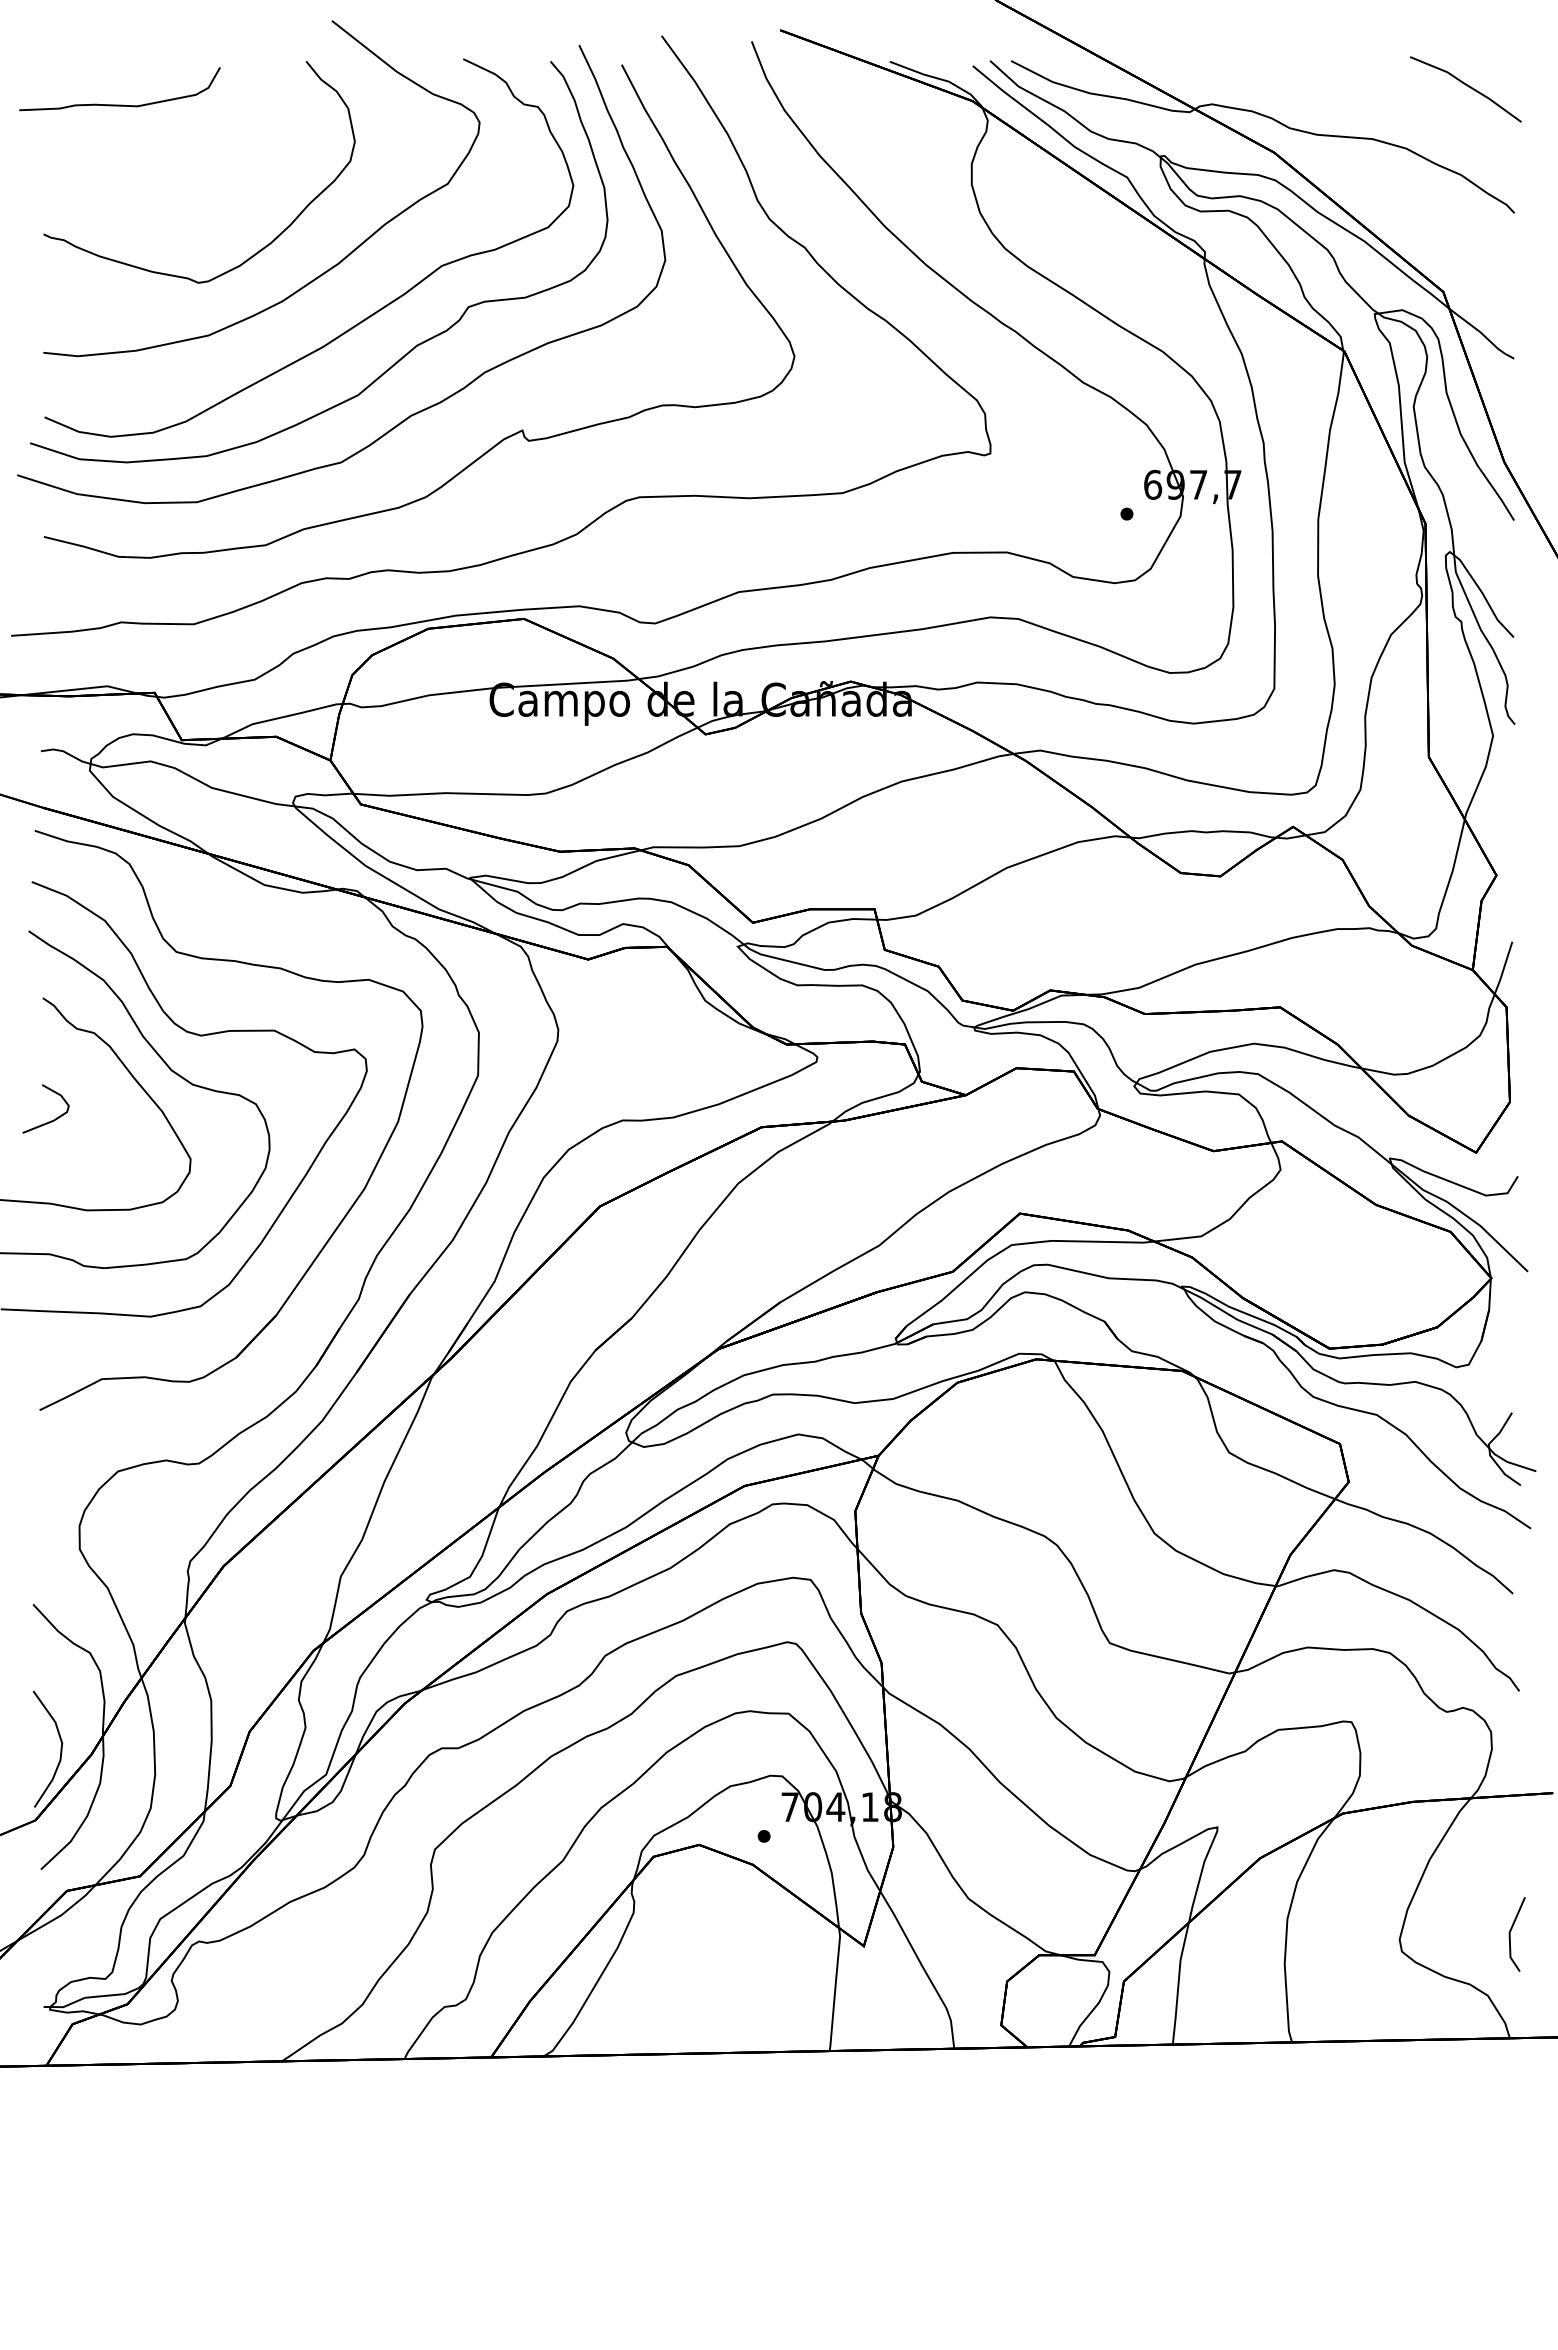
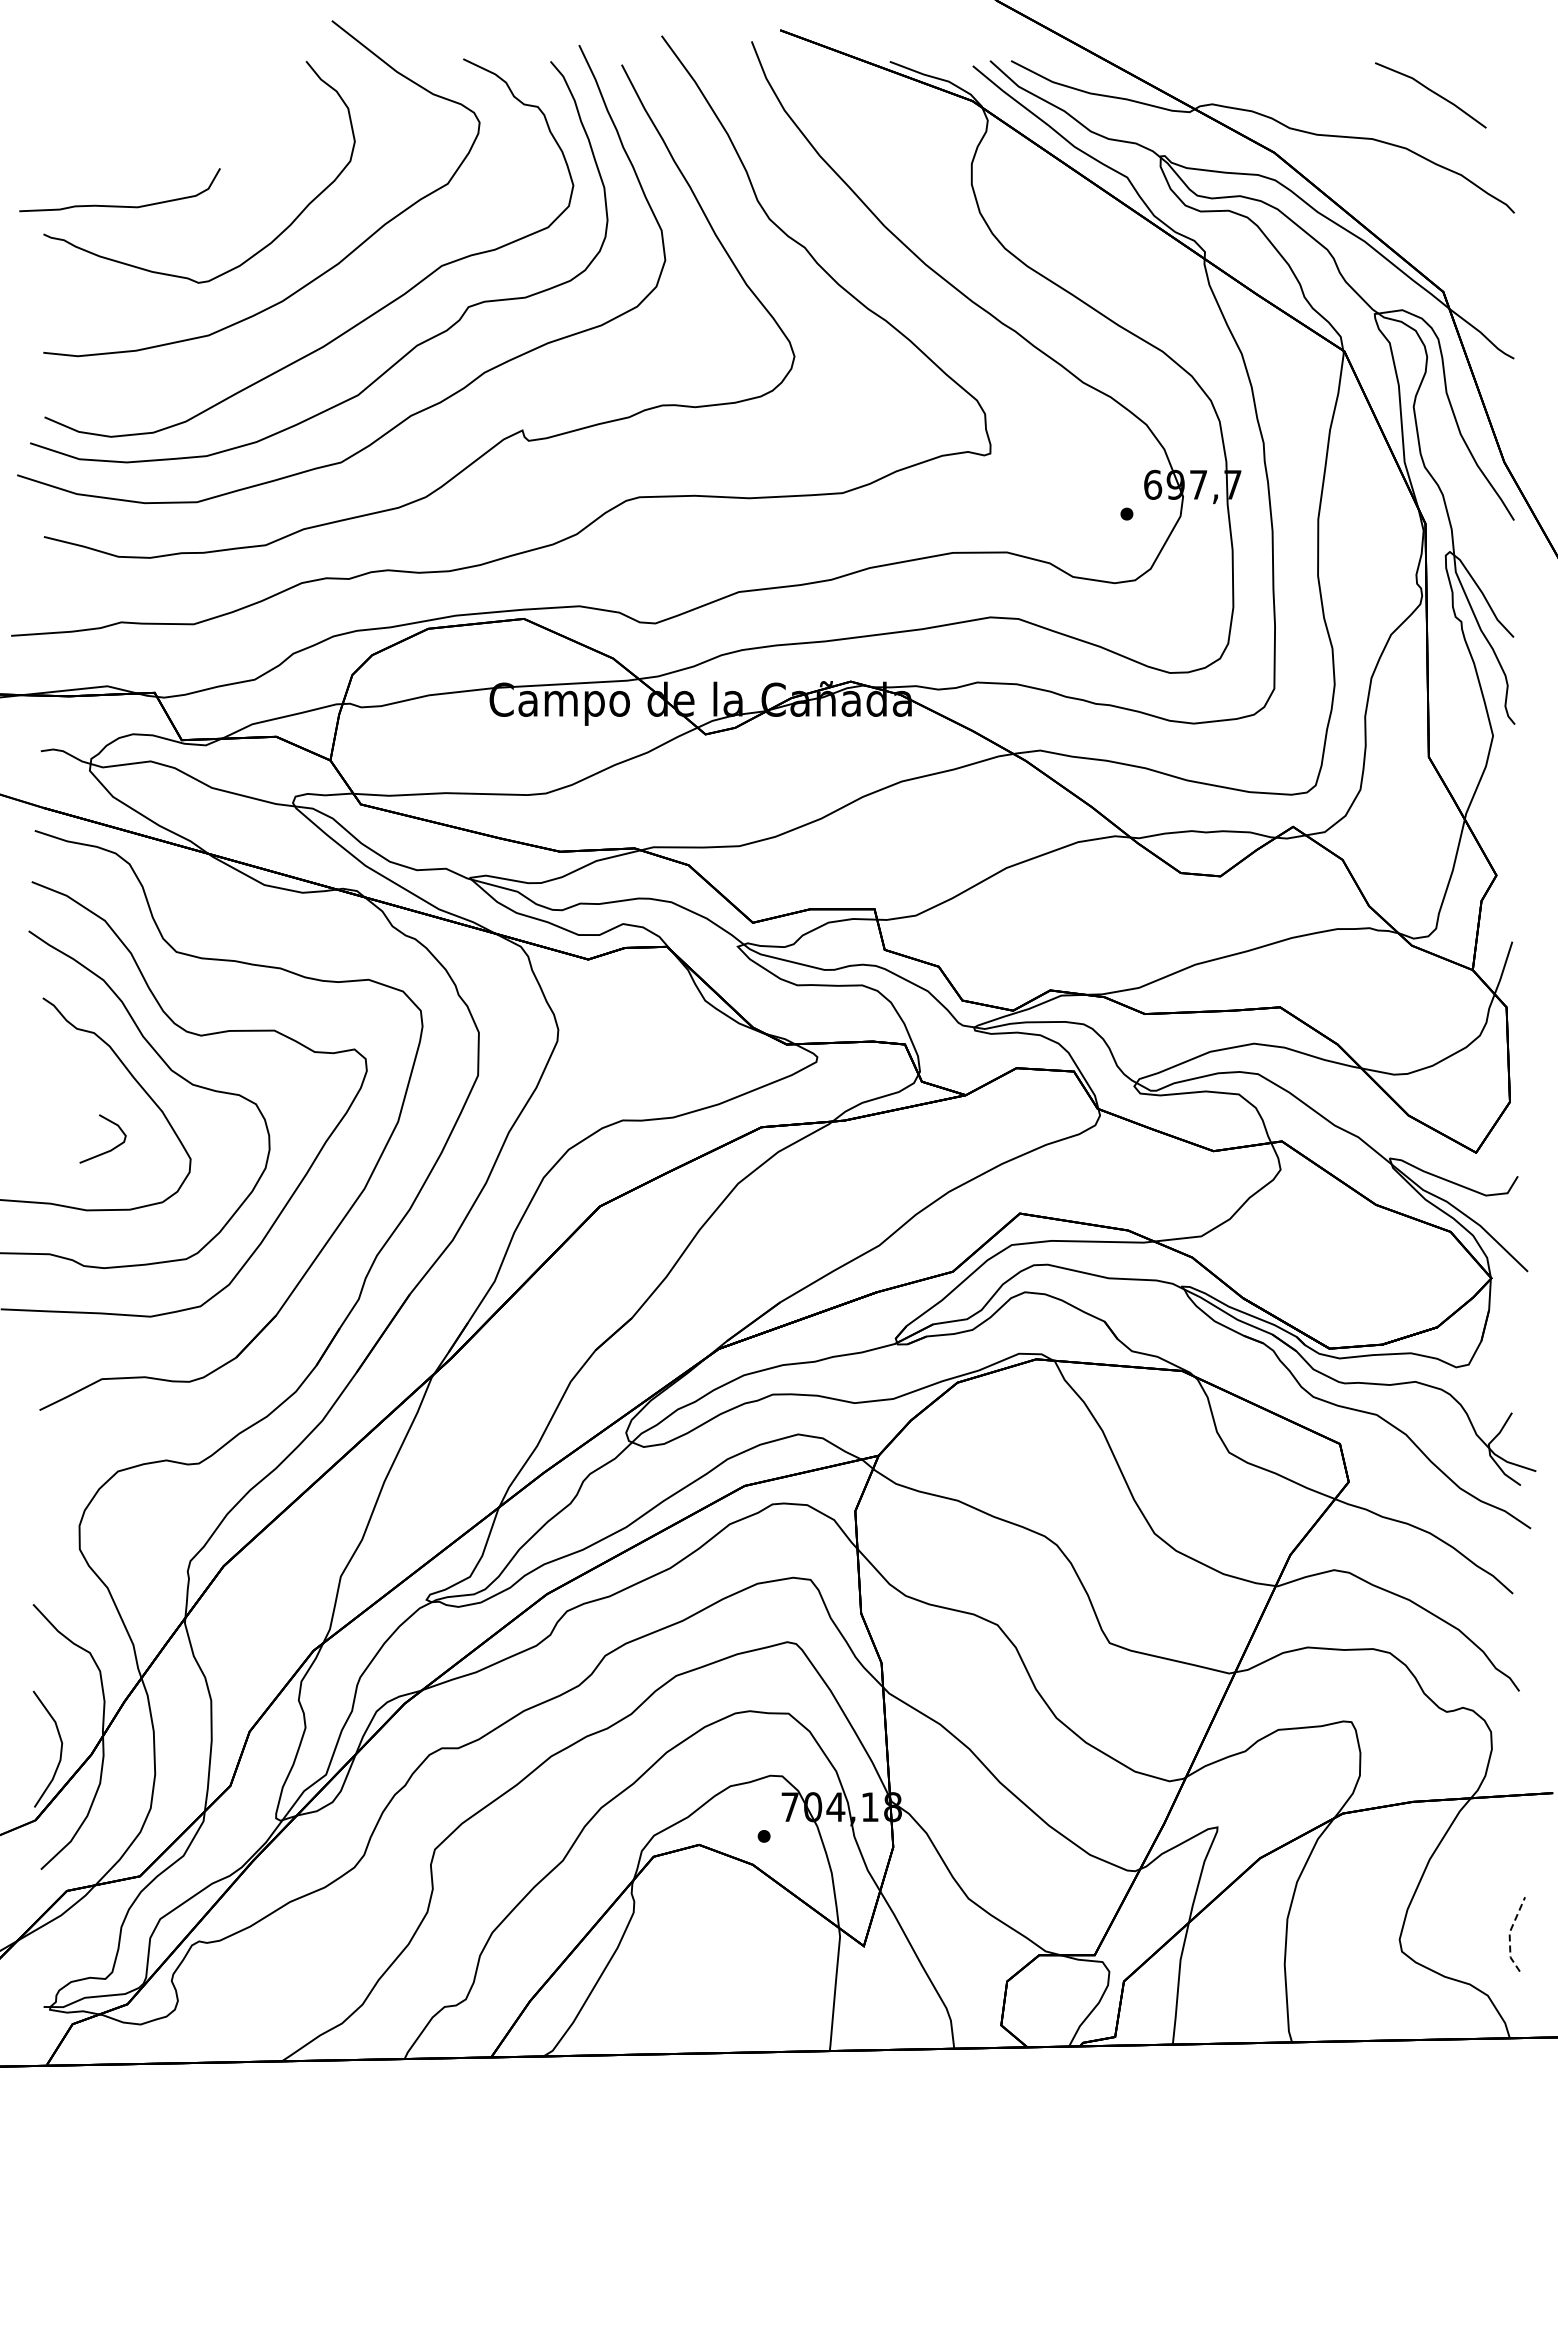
line position: (1467, 86) -> (1432, 92) (1432, 92)
curve position: (119, 104) -> (119, 205) (119, 205)
curve position: (48, 1121) -> (105, 1151) (105, 1151)
line: solid -> dashed (1509, 1934)
